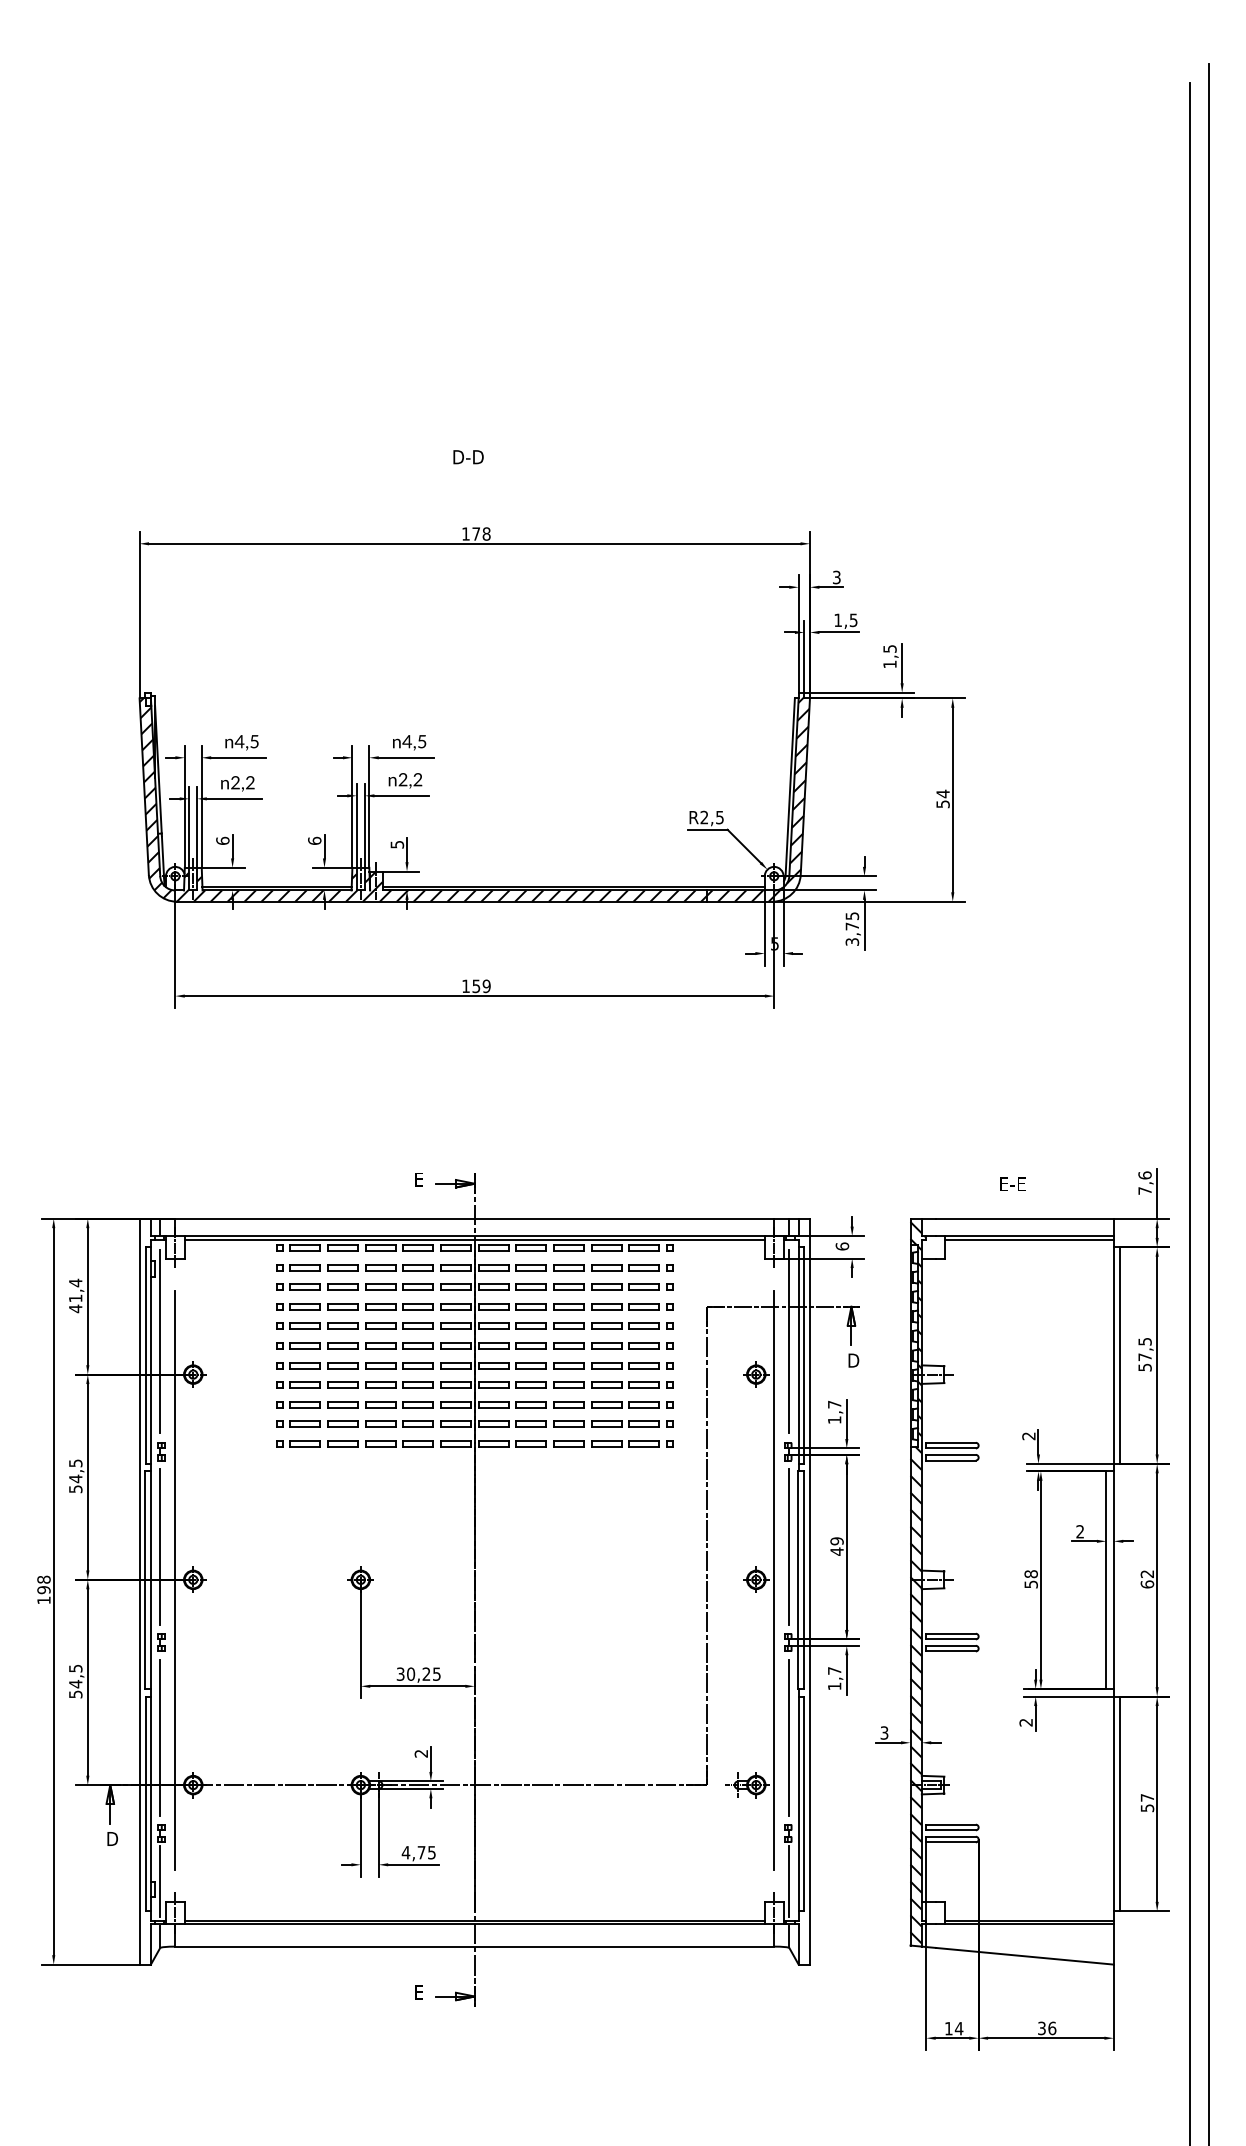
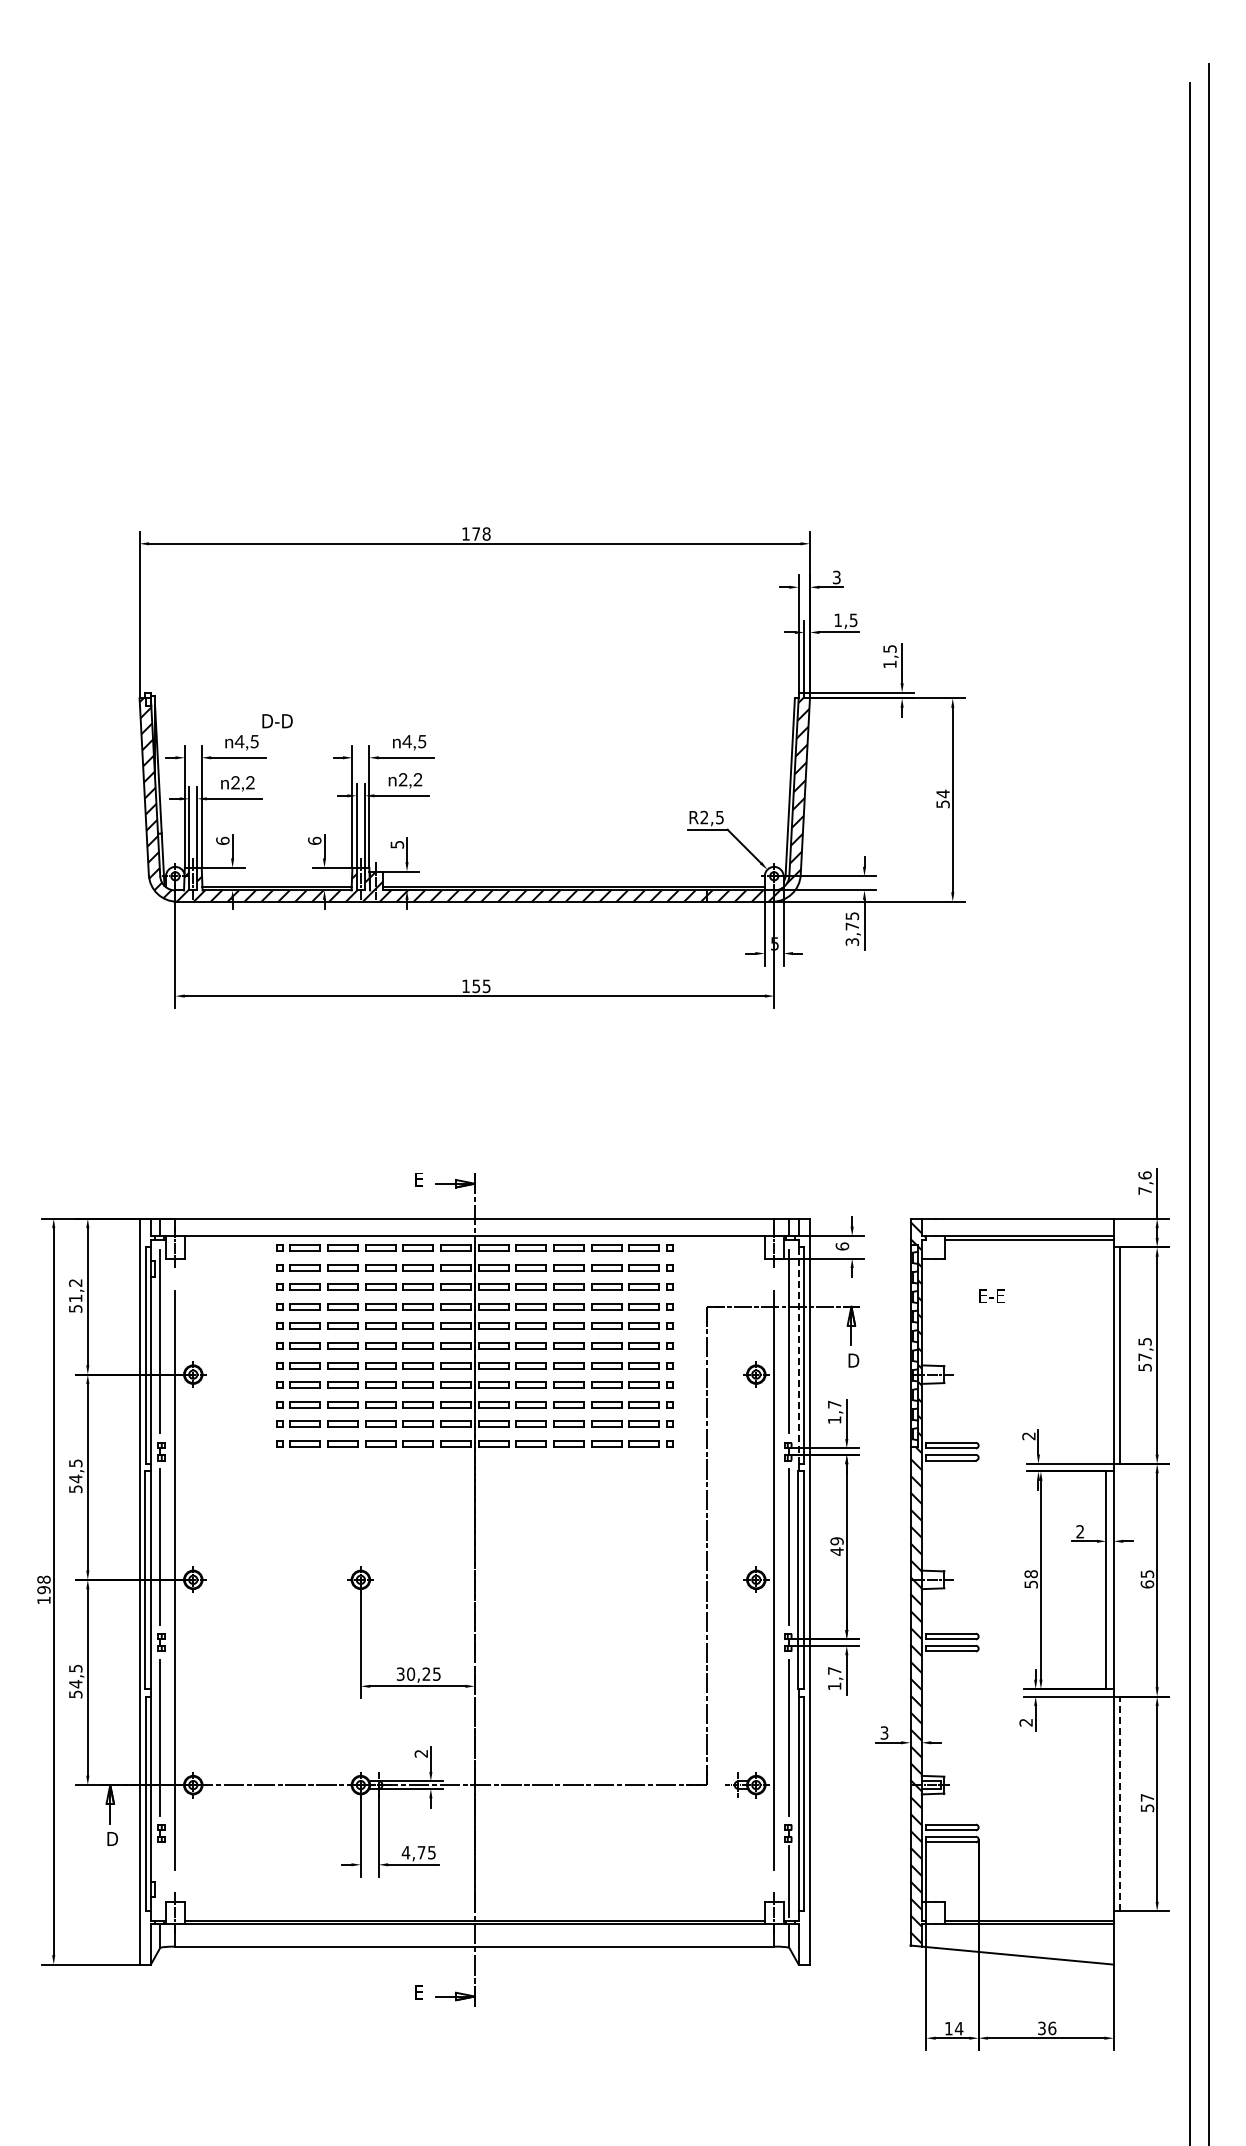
text position: (468, 457) -> (277, 721) (277, 721)
text: 159 -> 155 (486, 985)
text position: (1012, 1183) -> (991, 1295) (991, 1295)
line: present -> none (474, 1239)
text: 41,4 -> 51,2 (75, 1295)
line: solid -> dashed (798, 1355)
text: 62 -> 65 (1147, 1573)
line: solid -> dashed (1119, 1803)
line: present -> none (160, 1881)
